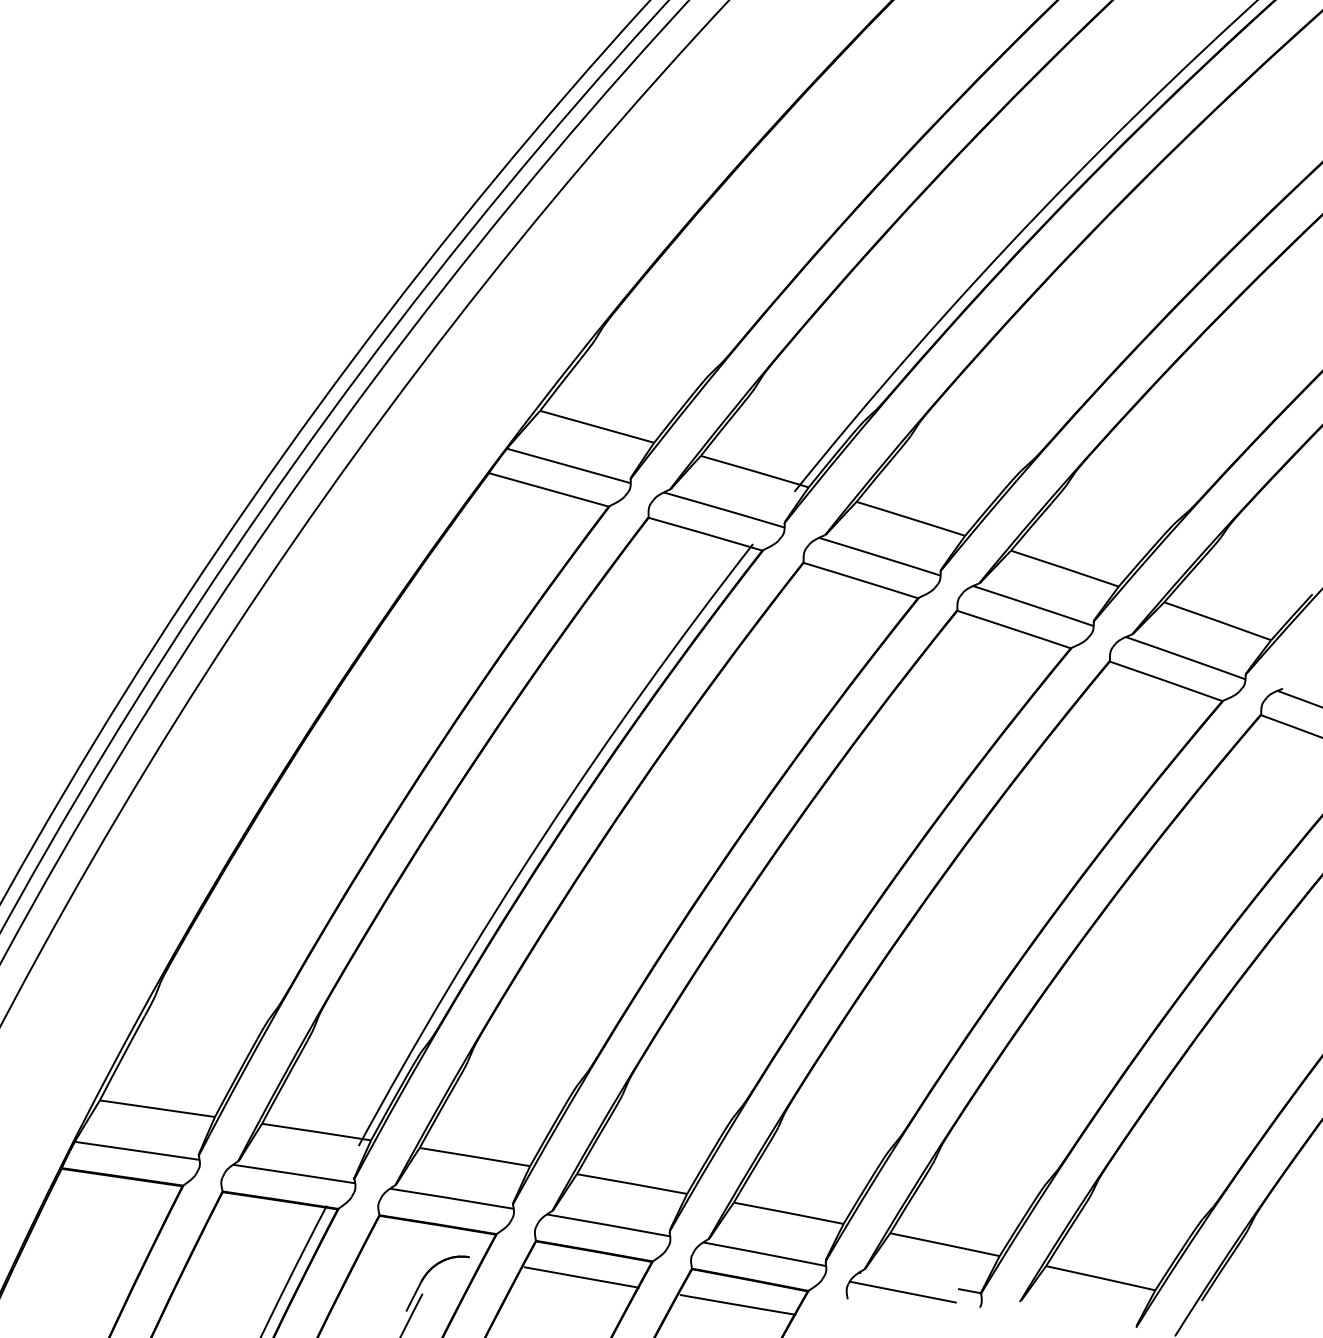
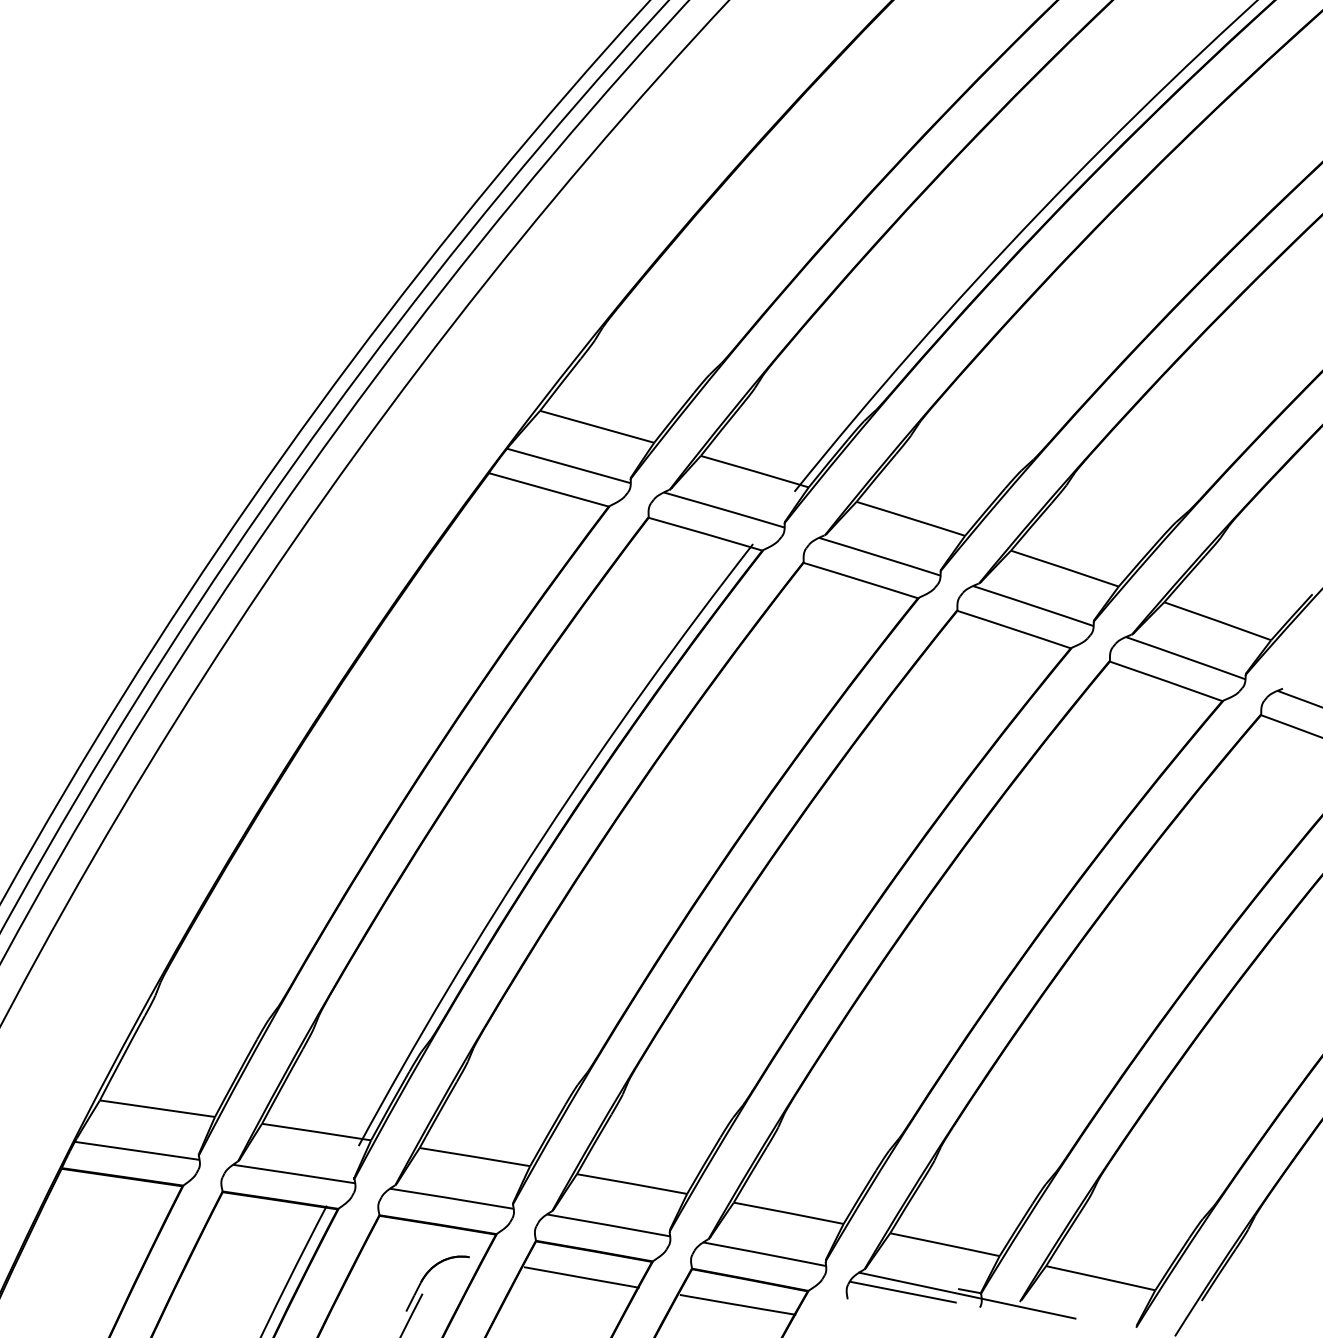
line: none -> present (967, 1295)
